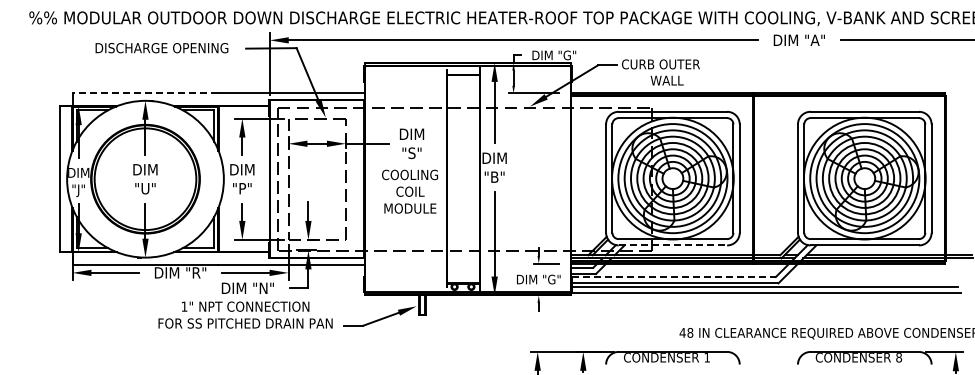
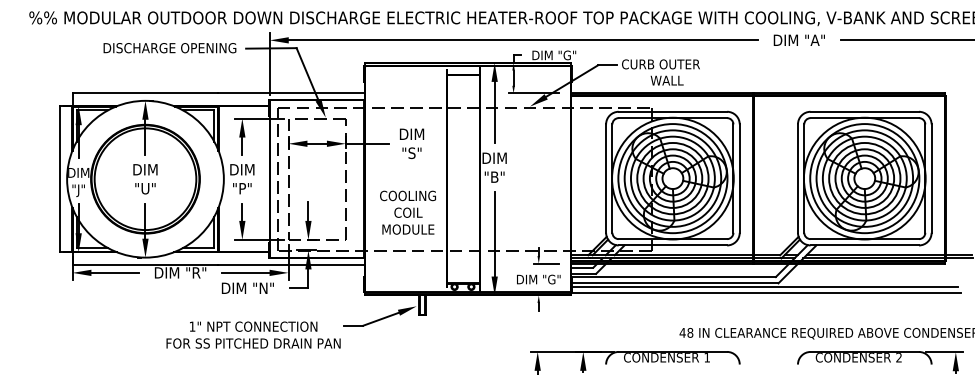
text position: (161, 48) -> (169, 48) (169, 48)
line: dashed -> solid (145, 93)
text position: (409, 191) -> (407, 212) (407, 212)
line: dashed -> solid (673, 245)
line: dashed -> solid (674, 277)
text position: (245, 314) -> (253, 334) (253, 334)
text: 8 -> 2 (898, 357)
